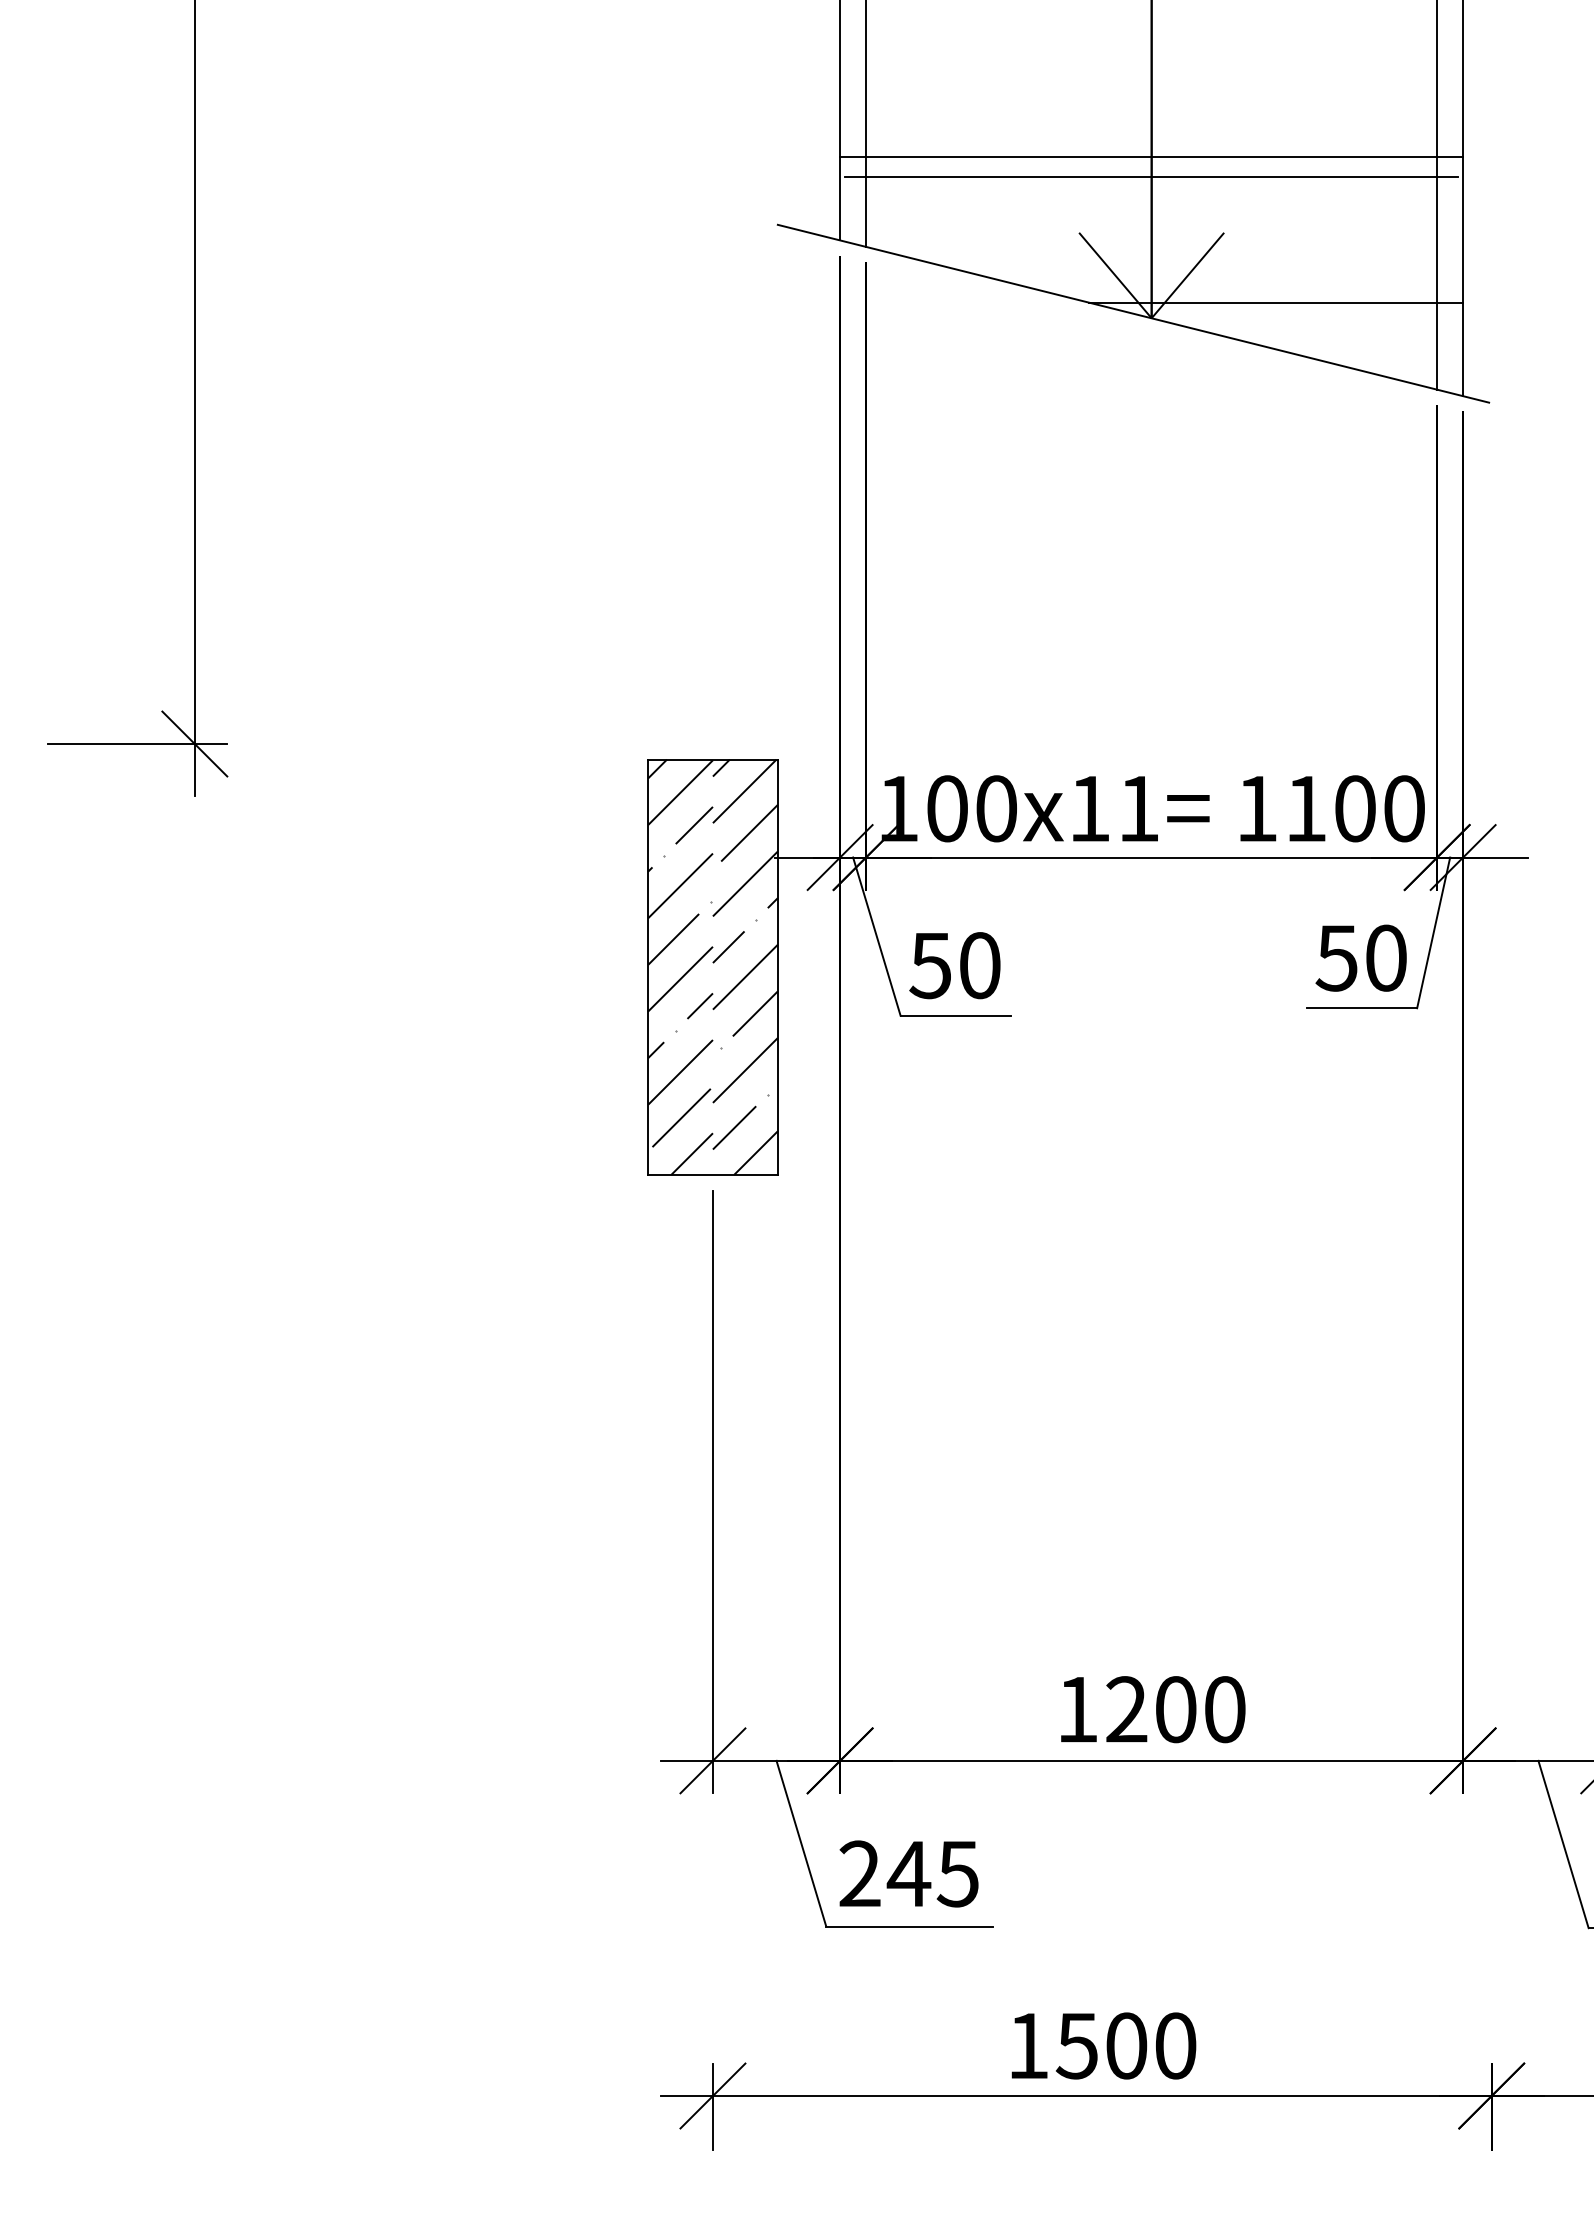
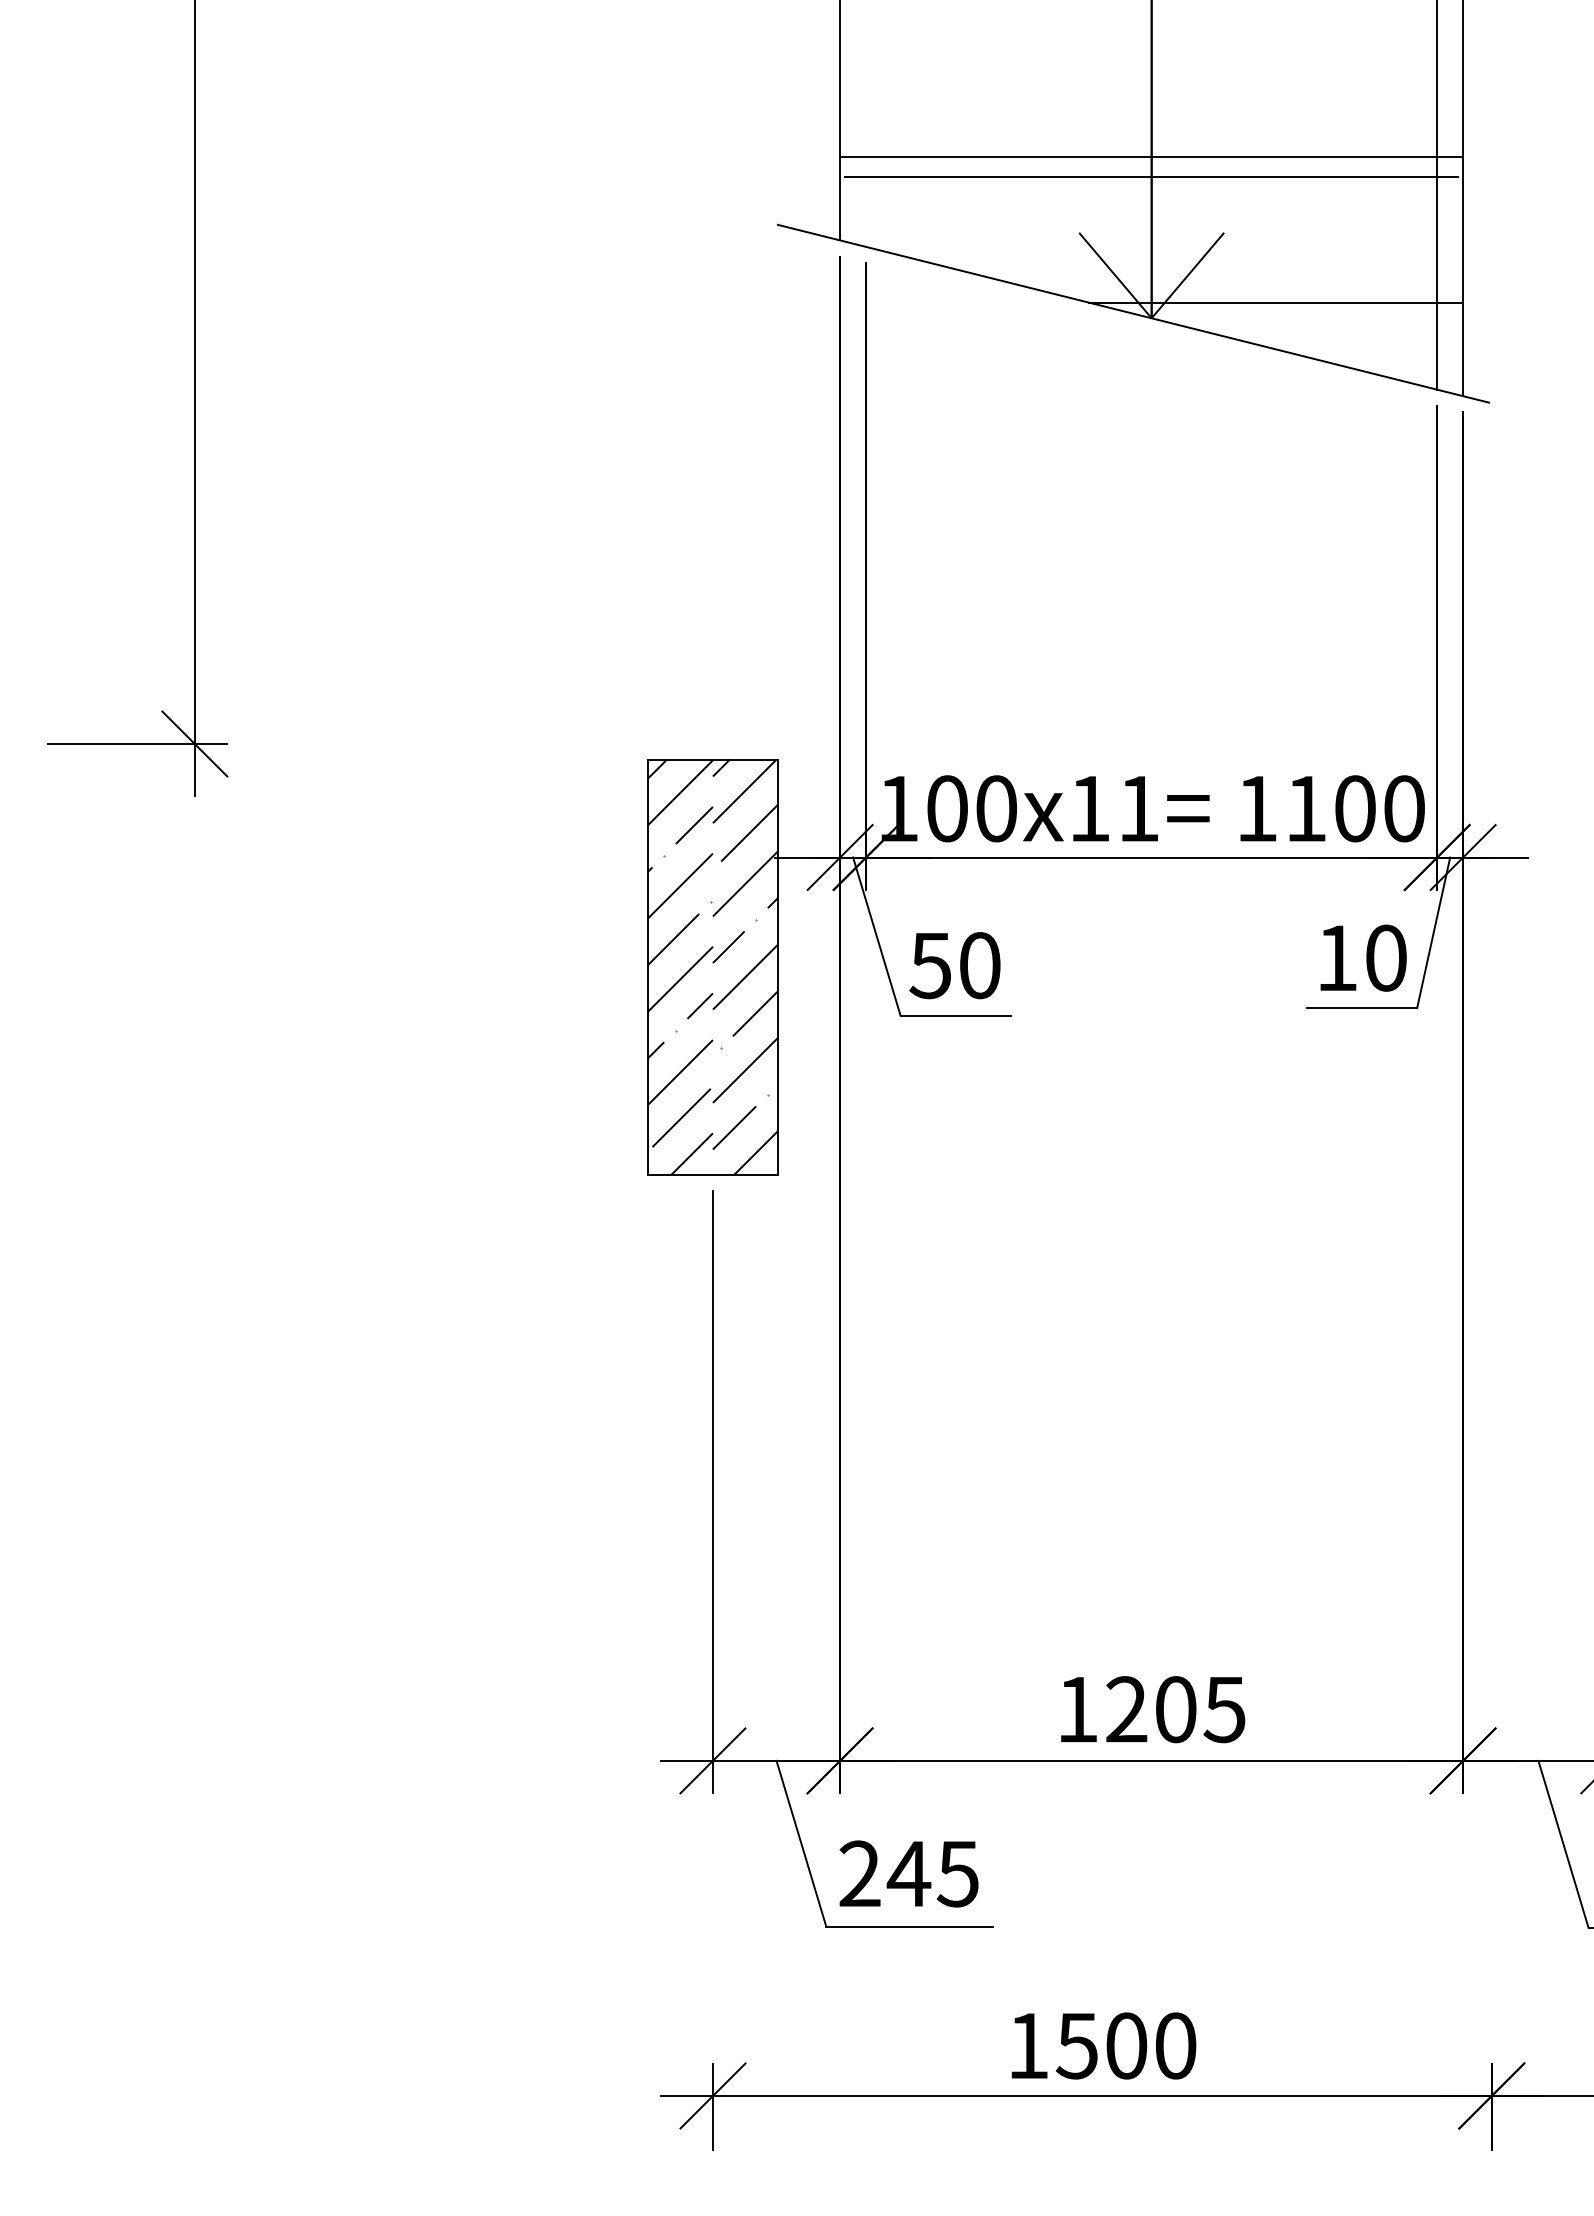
line: present -> none (866, 124)
text: 50 -> 10 (1336, 958)
text: 1200 -> 1205 (1224, 1709)
